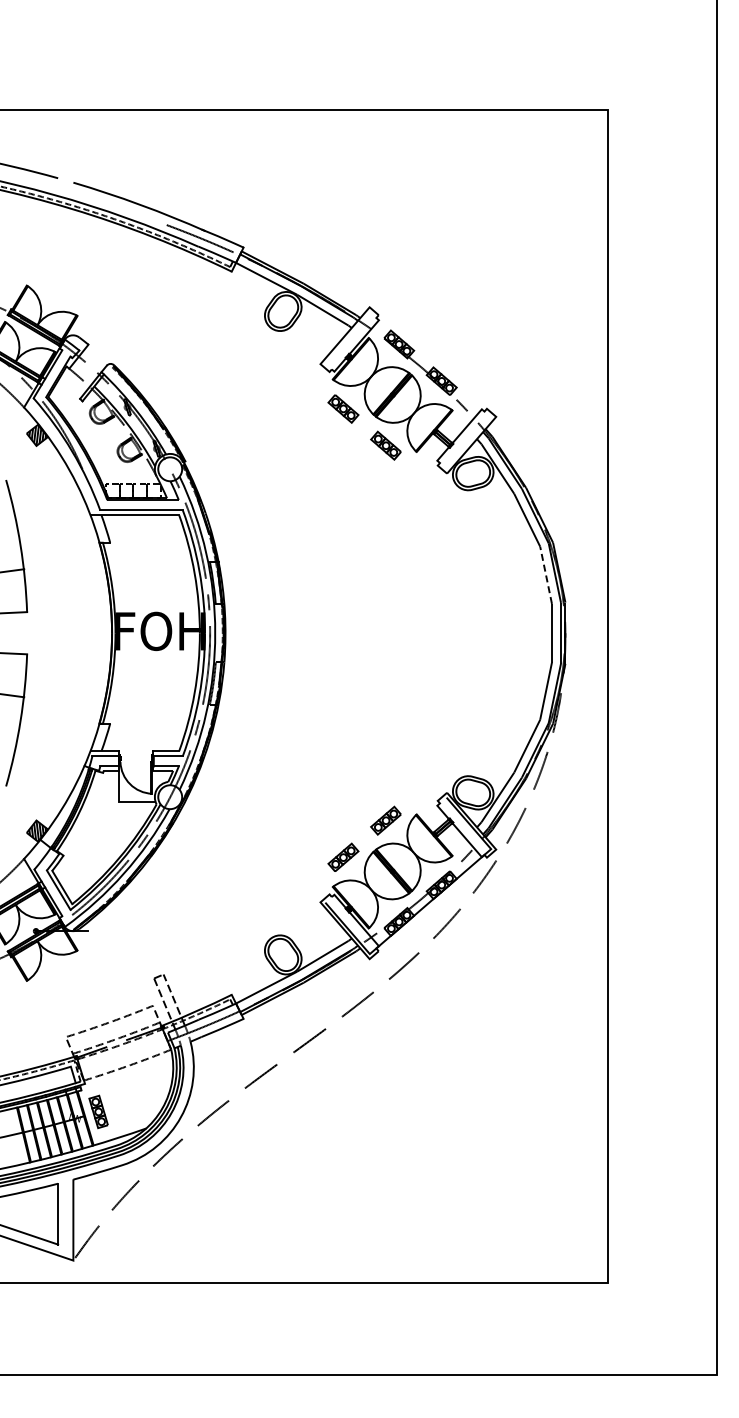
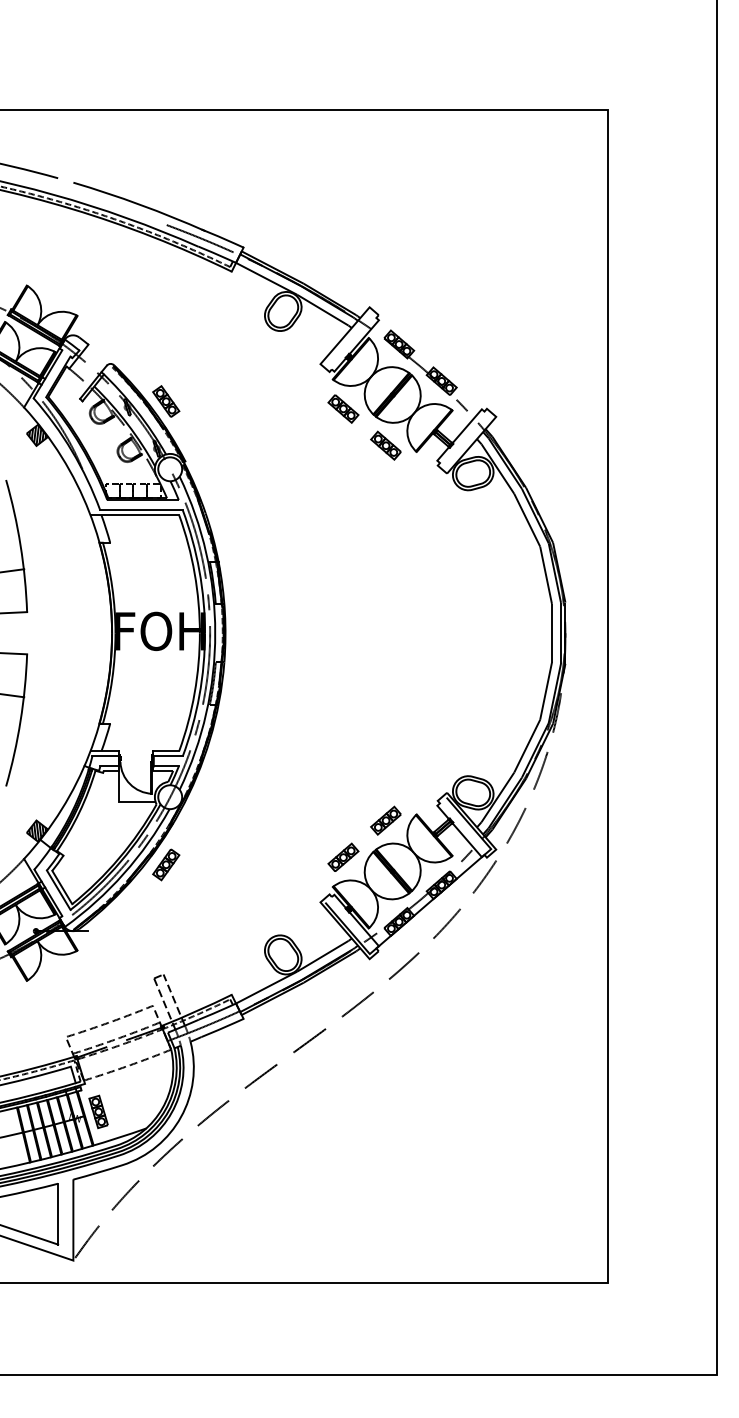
part: none -> present (166, 401)
line: dashed -> solid (545, 574)
part: none -> present (166, 864)
